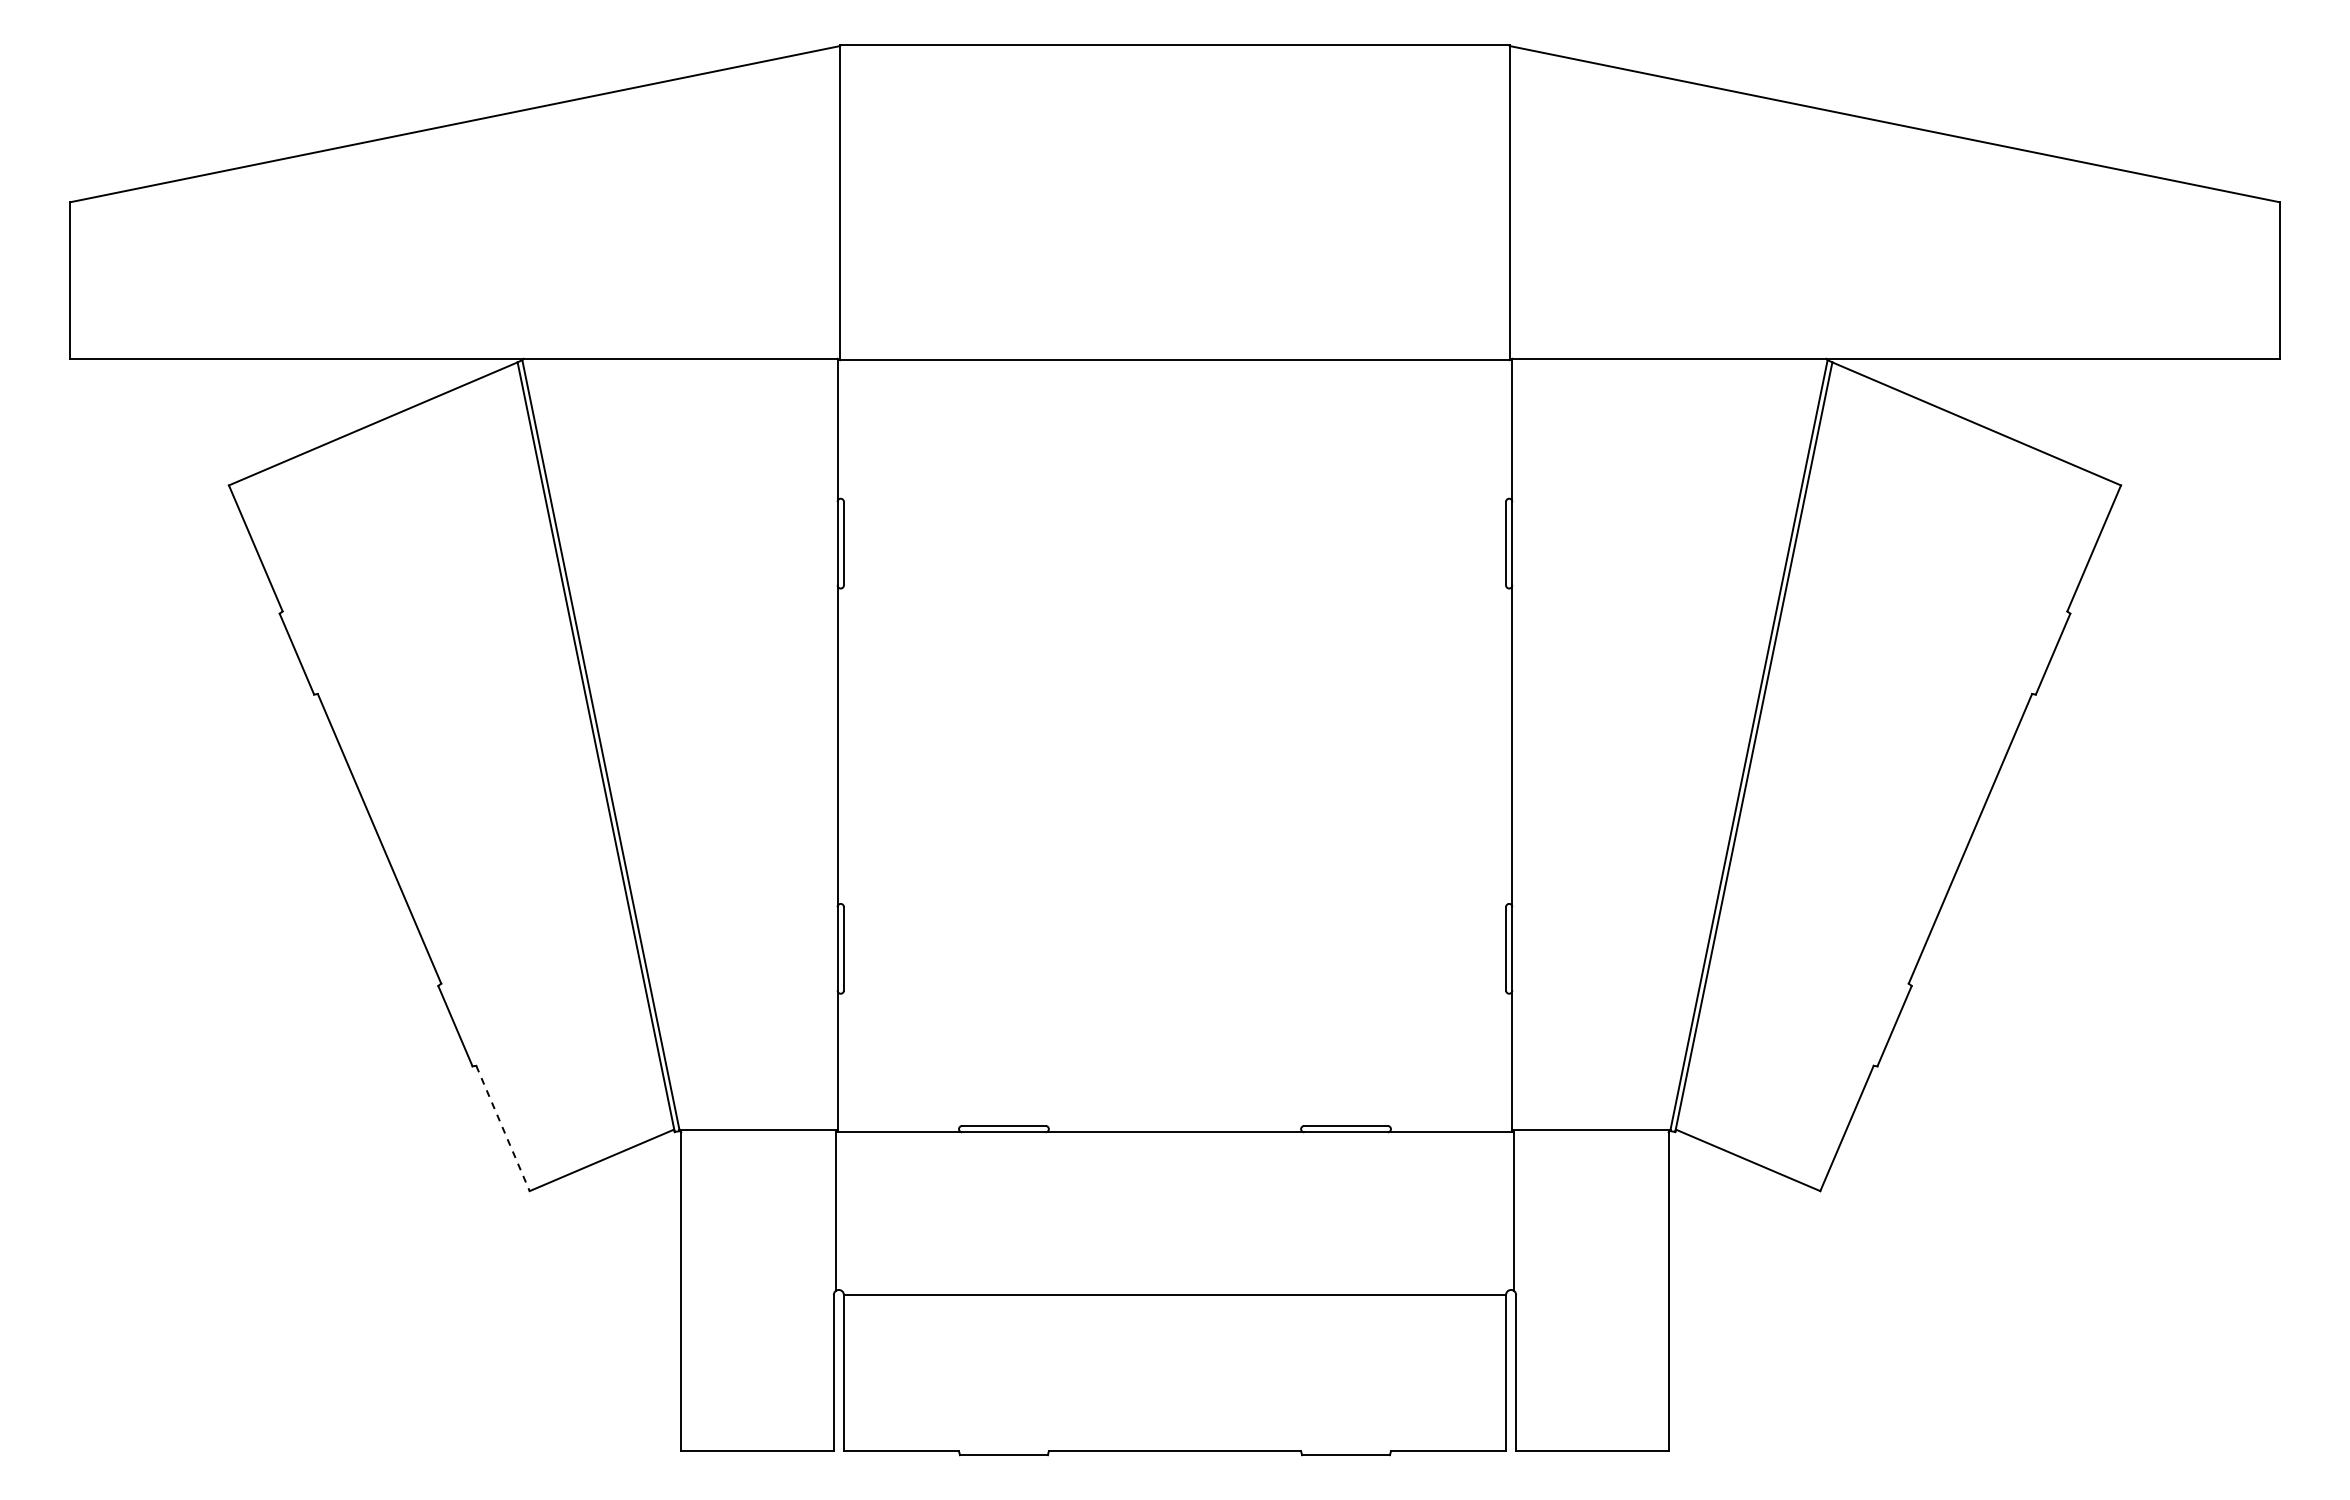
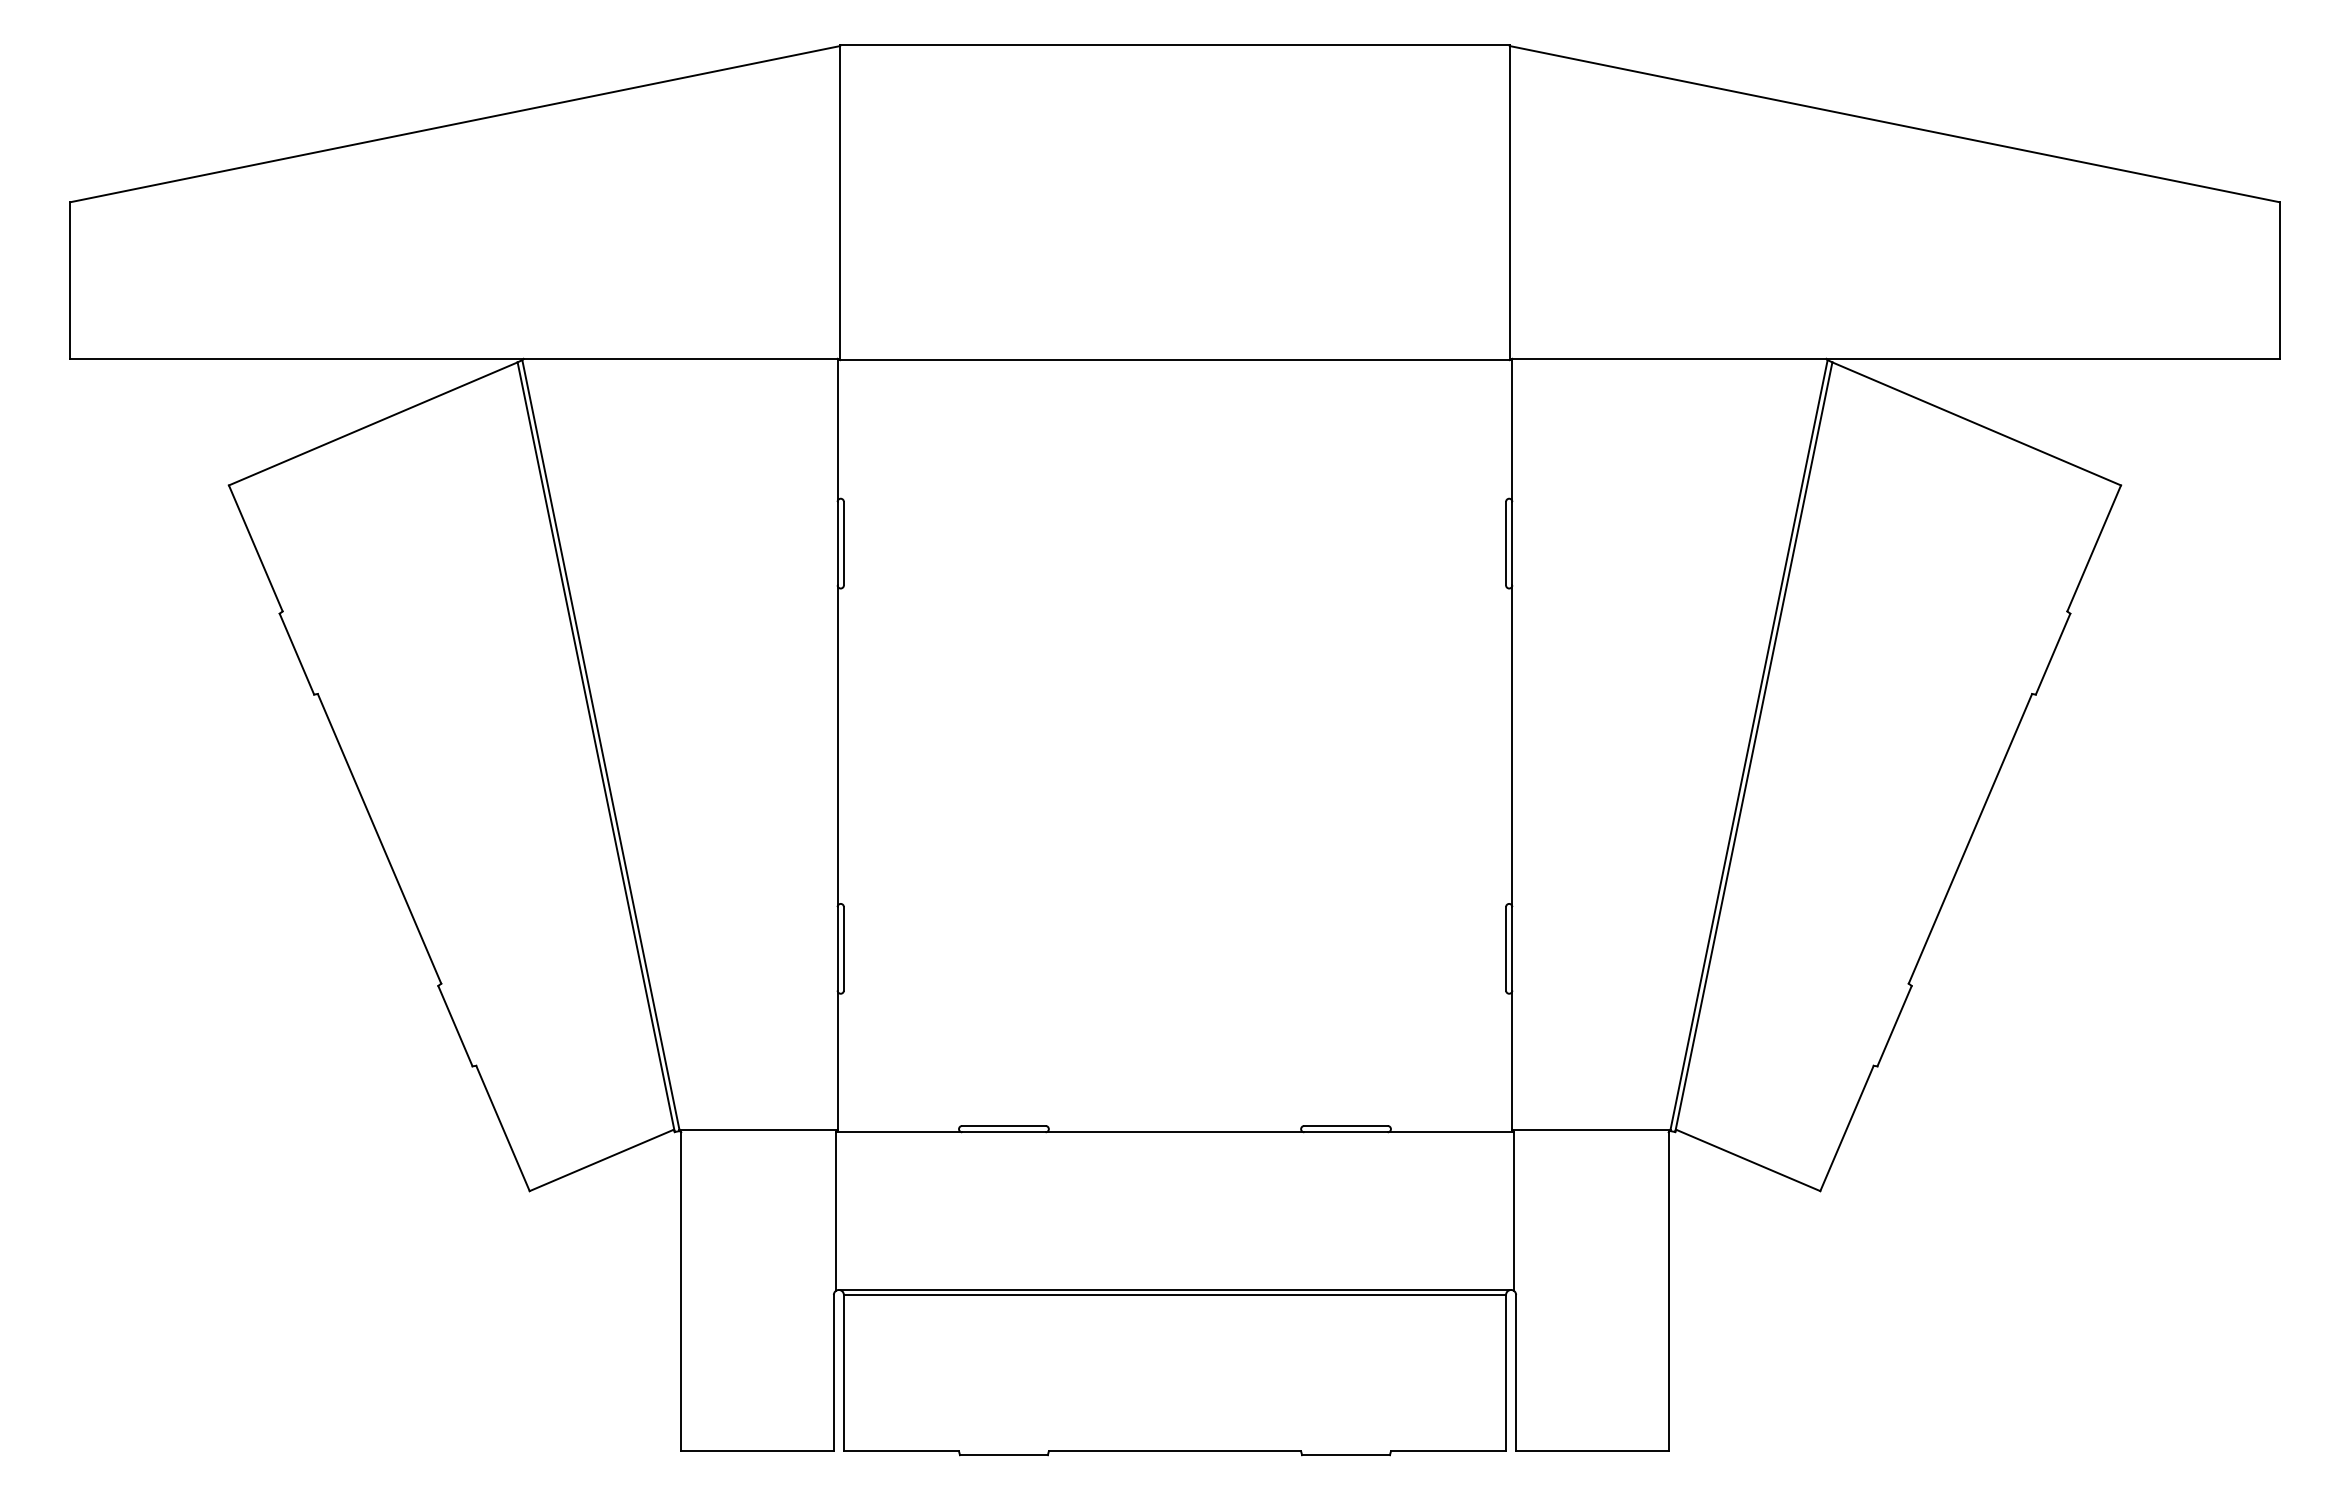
line: dashed -> solid (503, 1128)
line: none -> present (1174, 1289)
